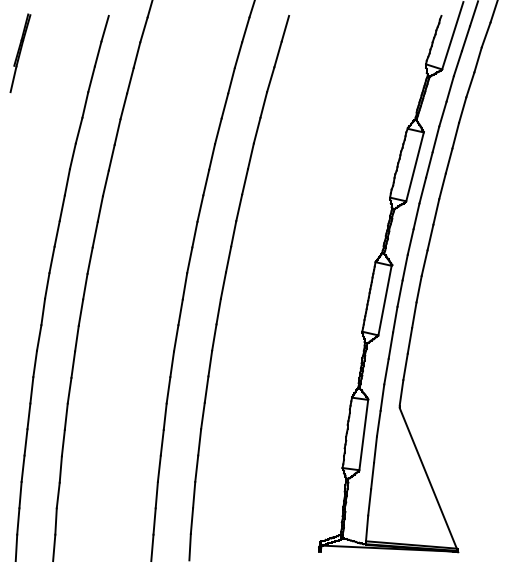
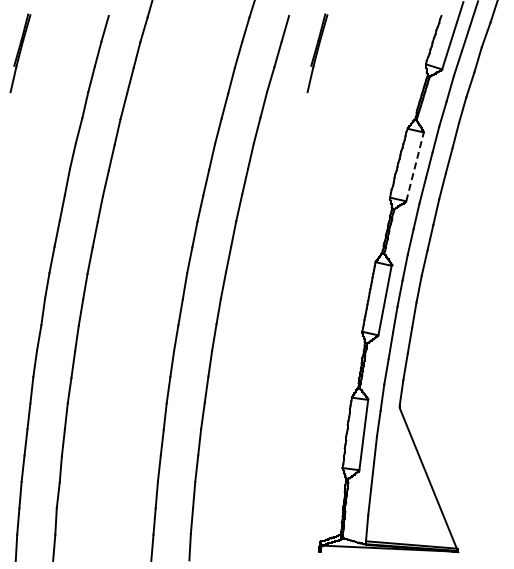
part: none -> present (317, 52)
line: solid -> dashed (415, 166)
